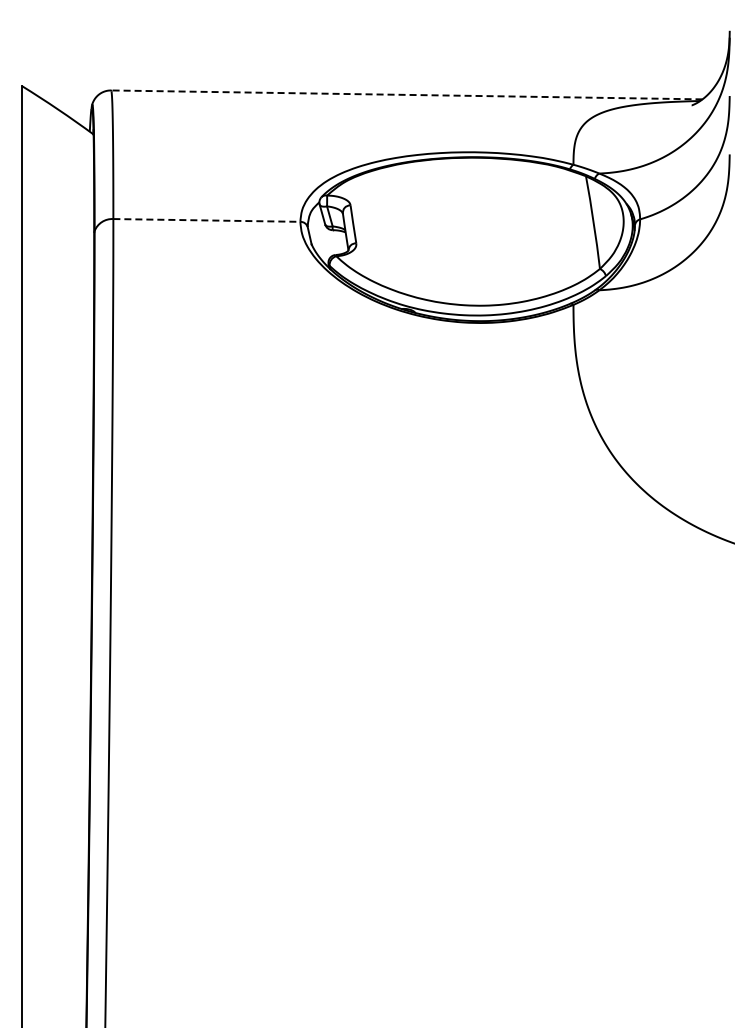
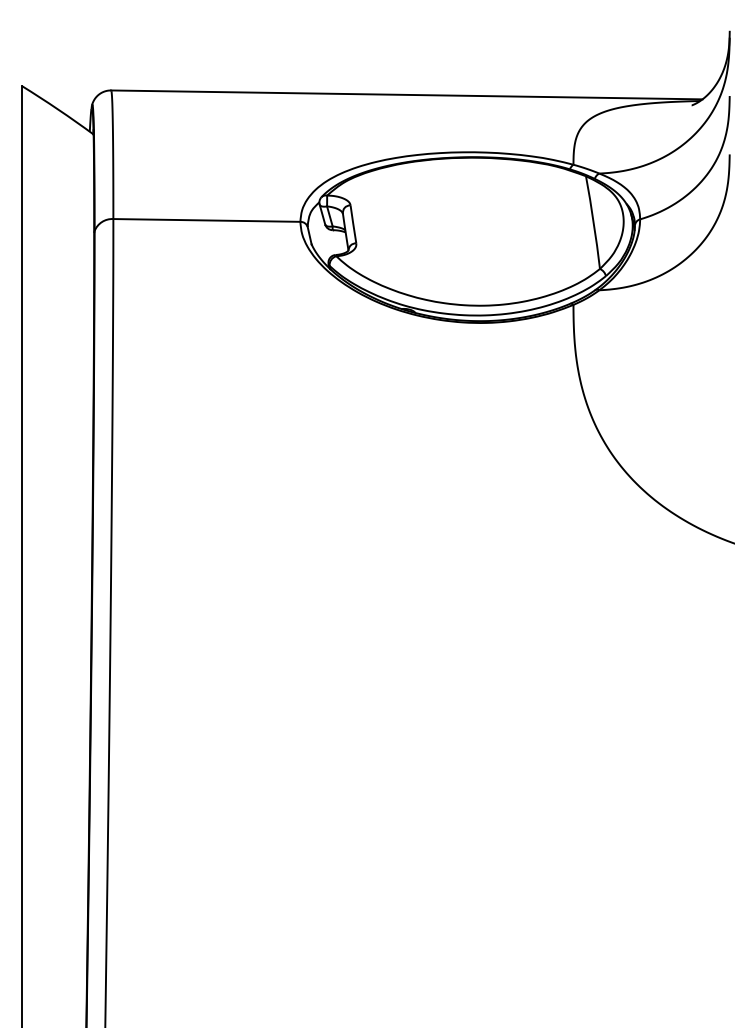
line: dashed -> solid (406, 94)
line: dashed -> solid (206, 220)
